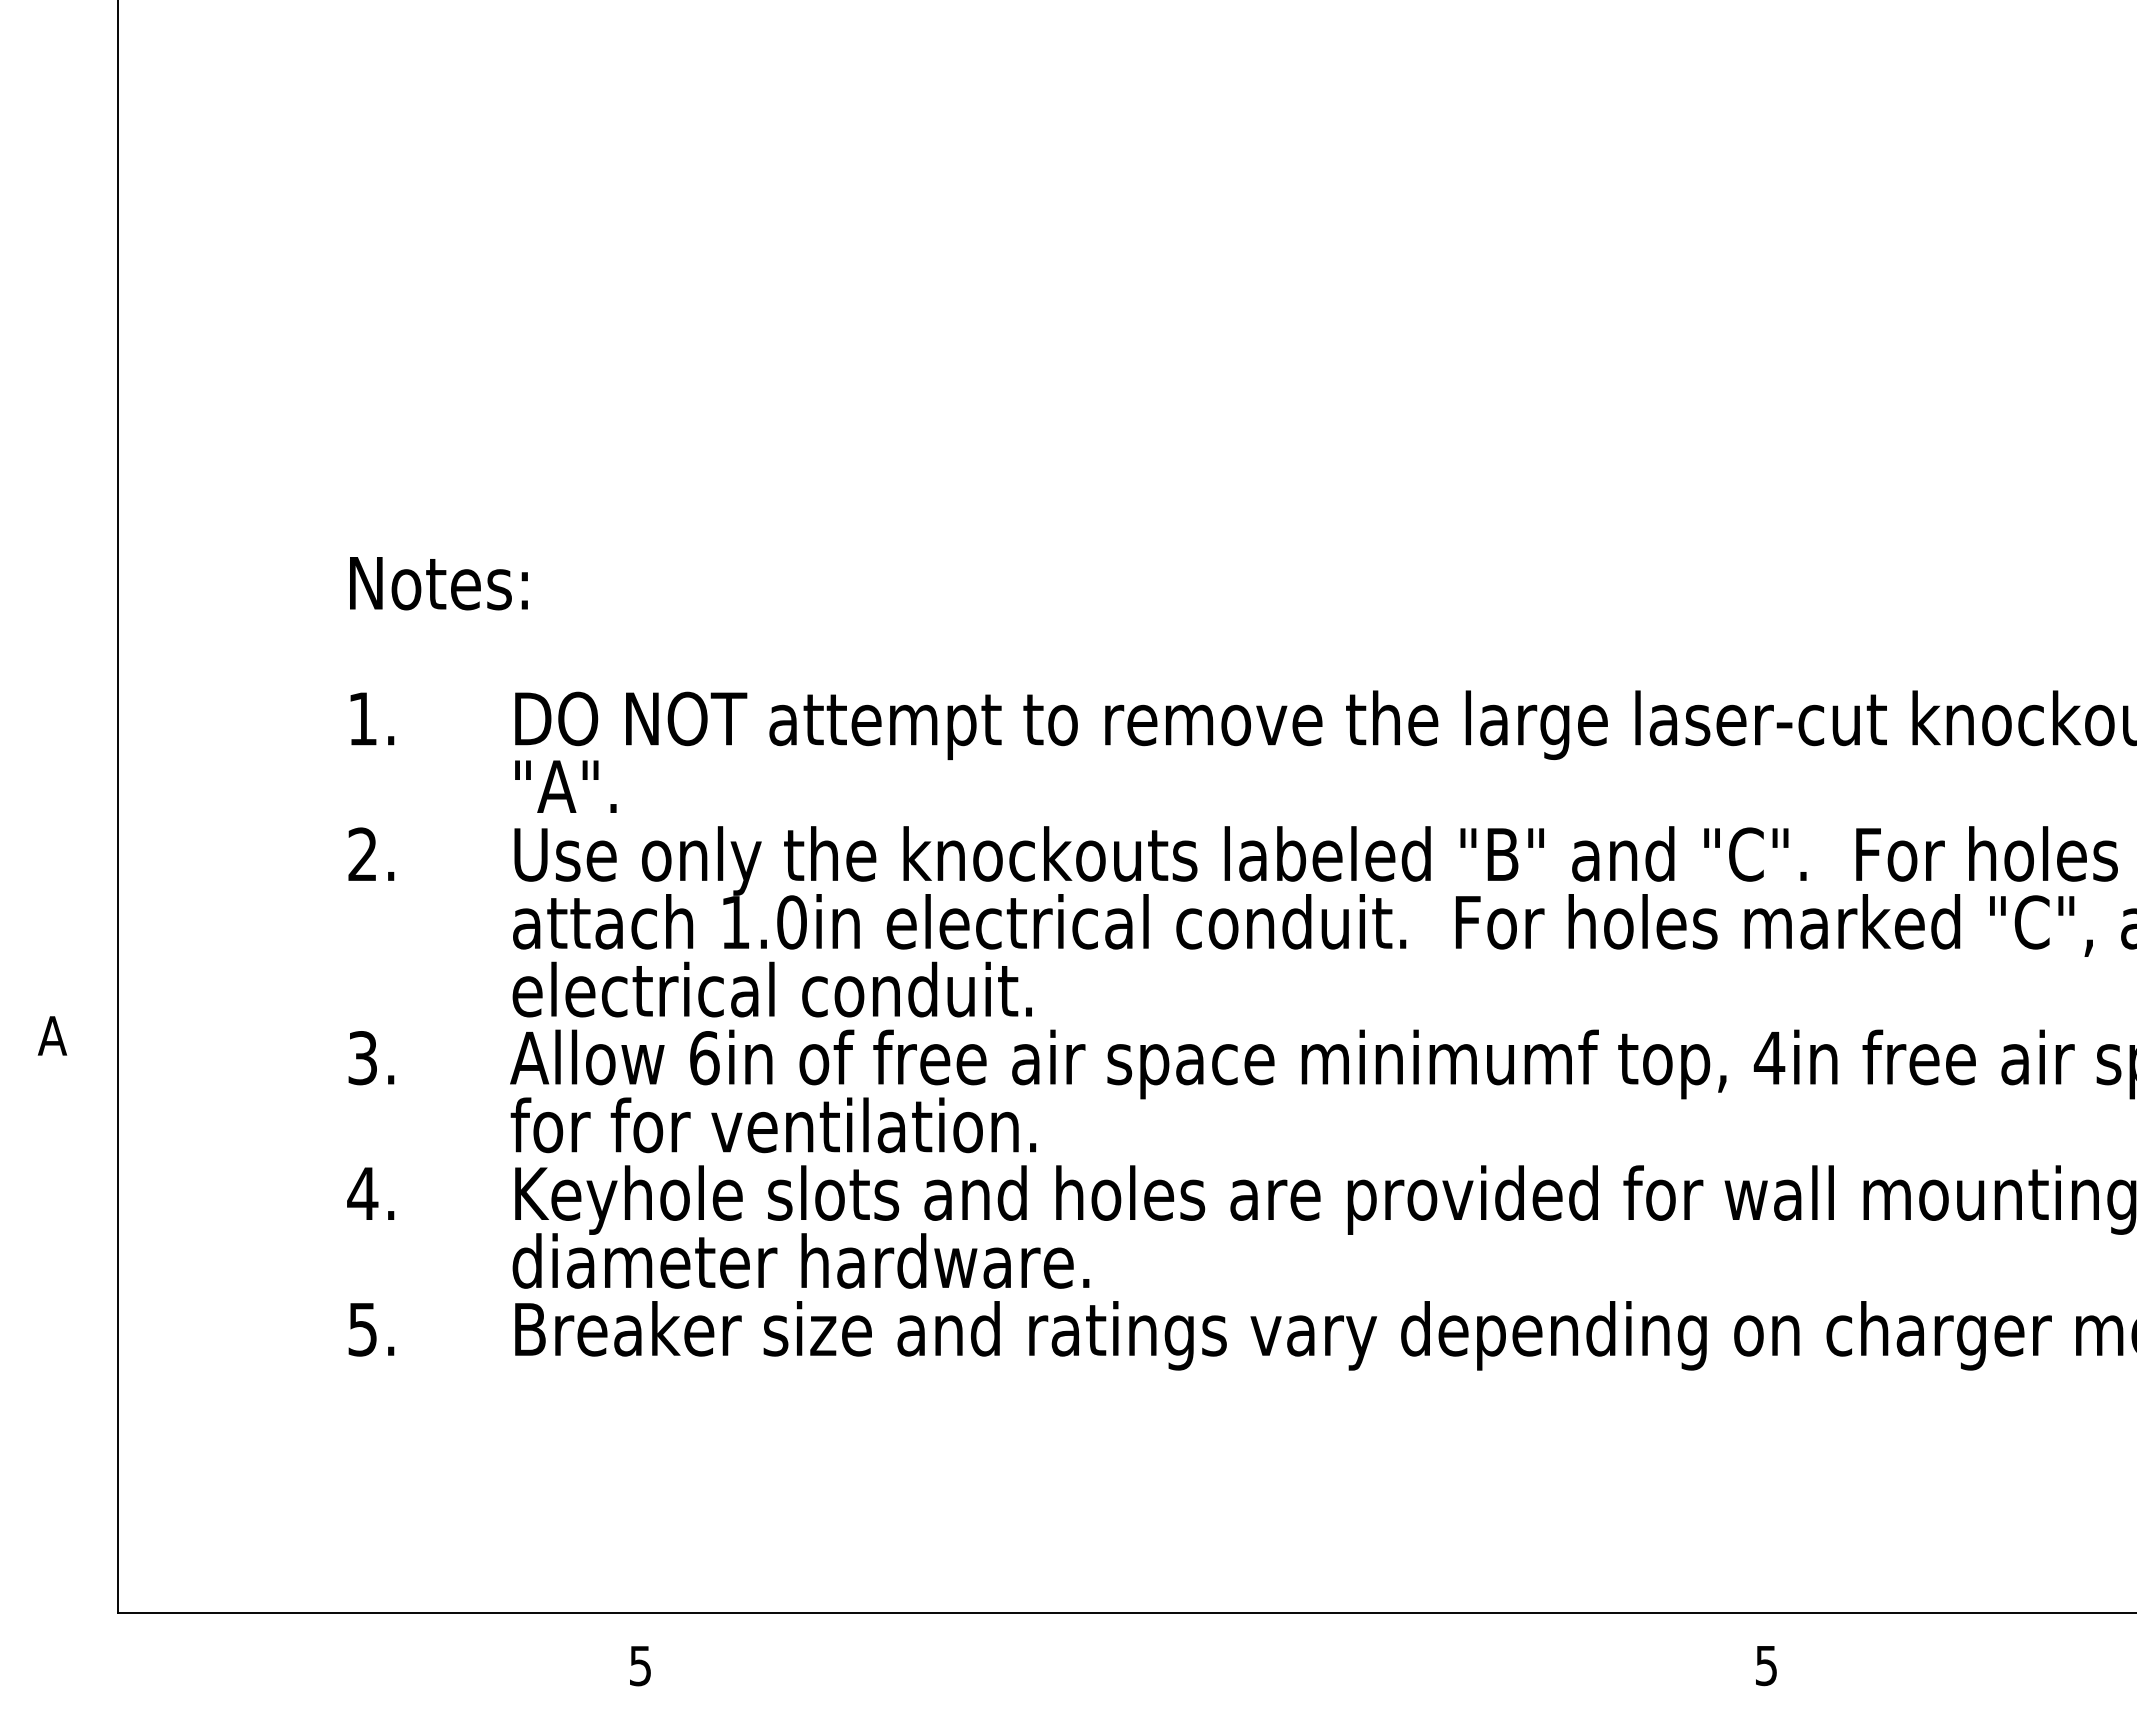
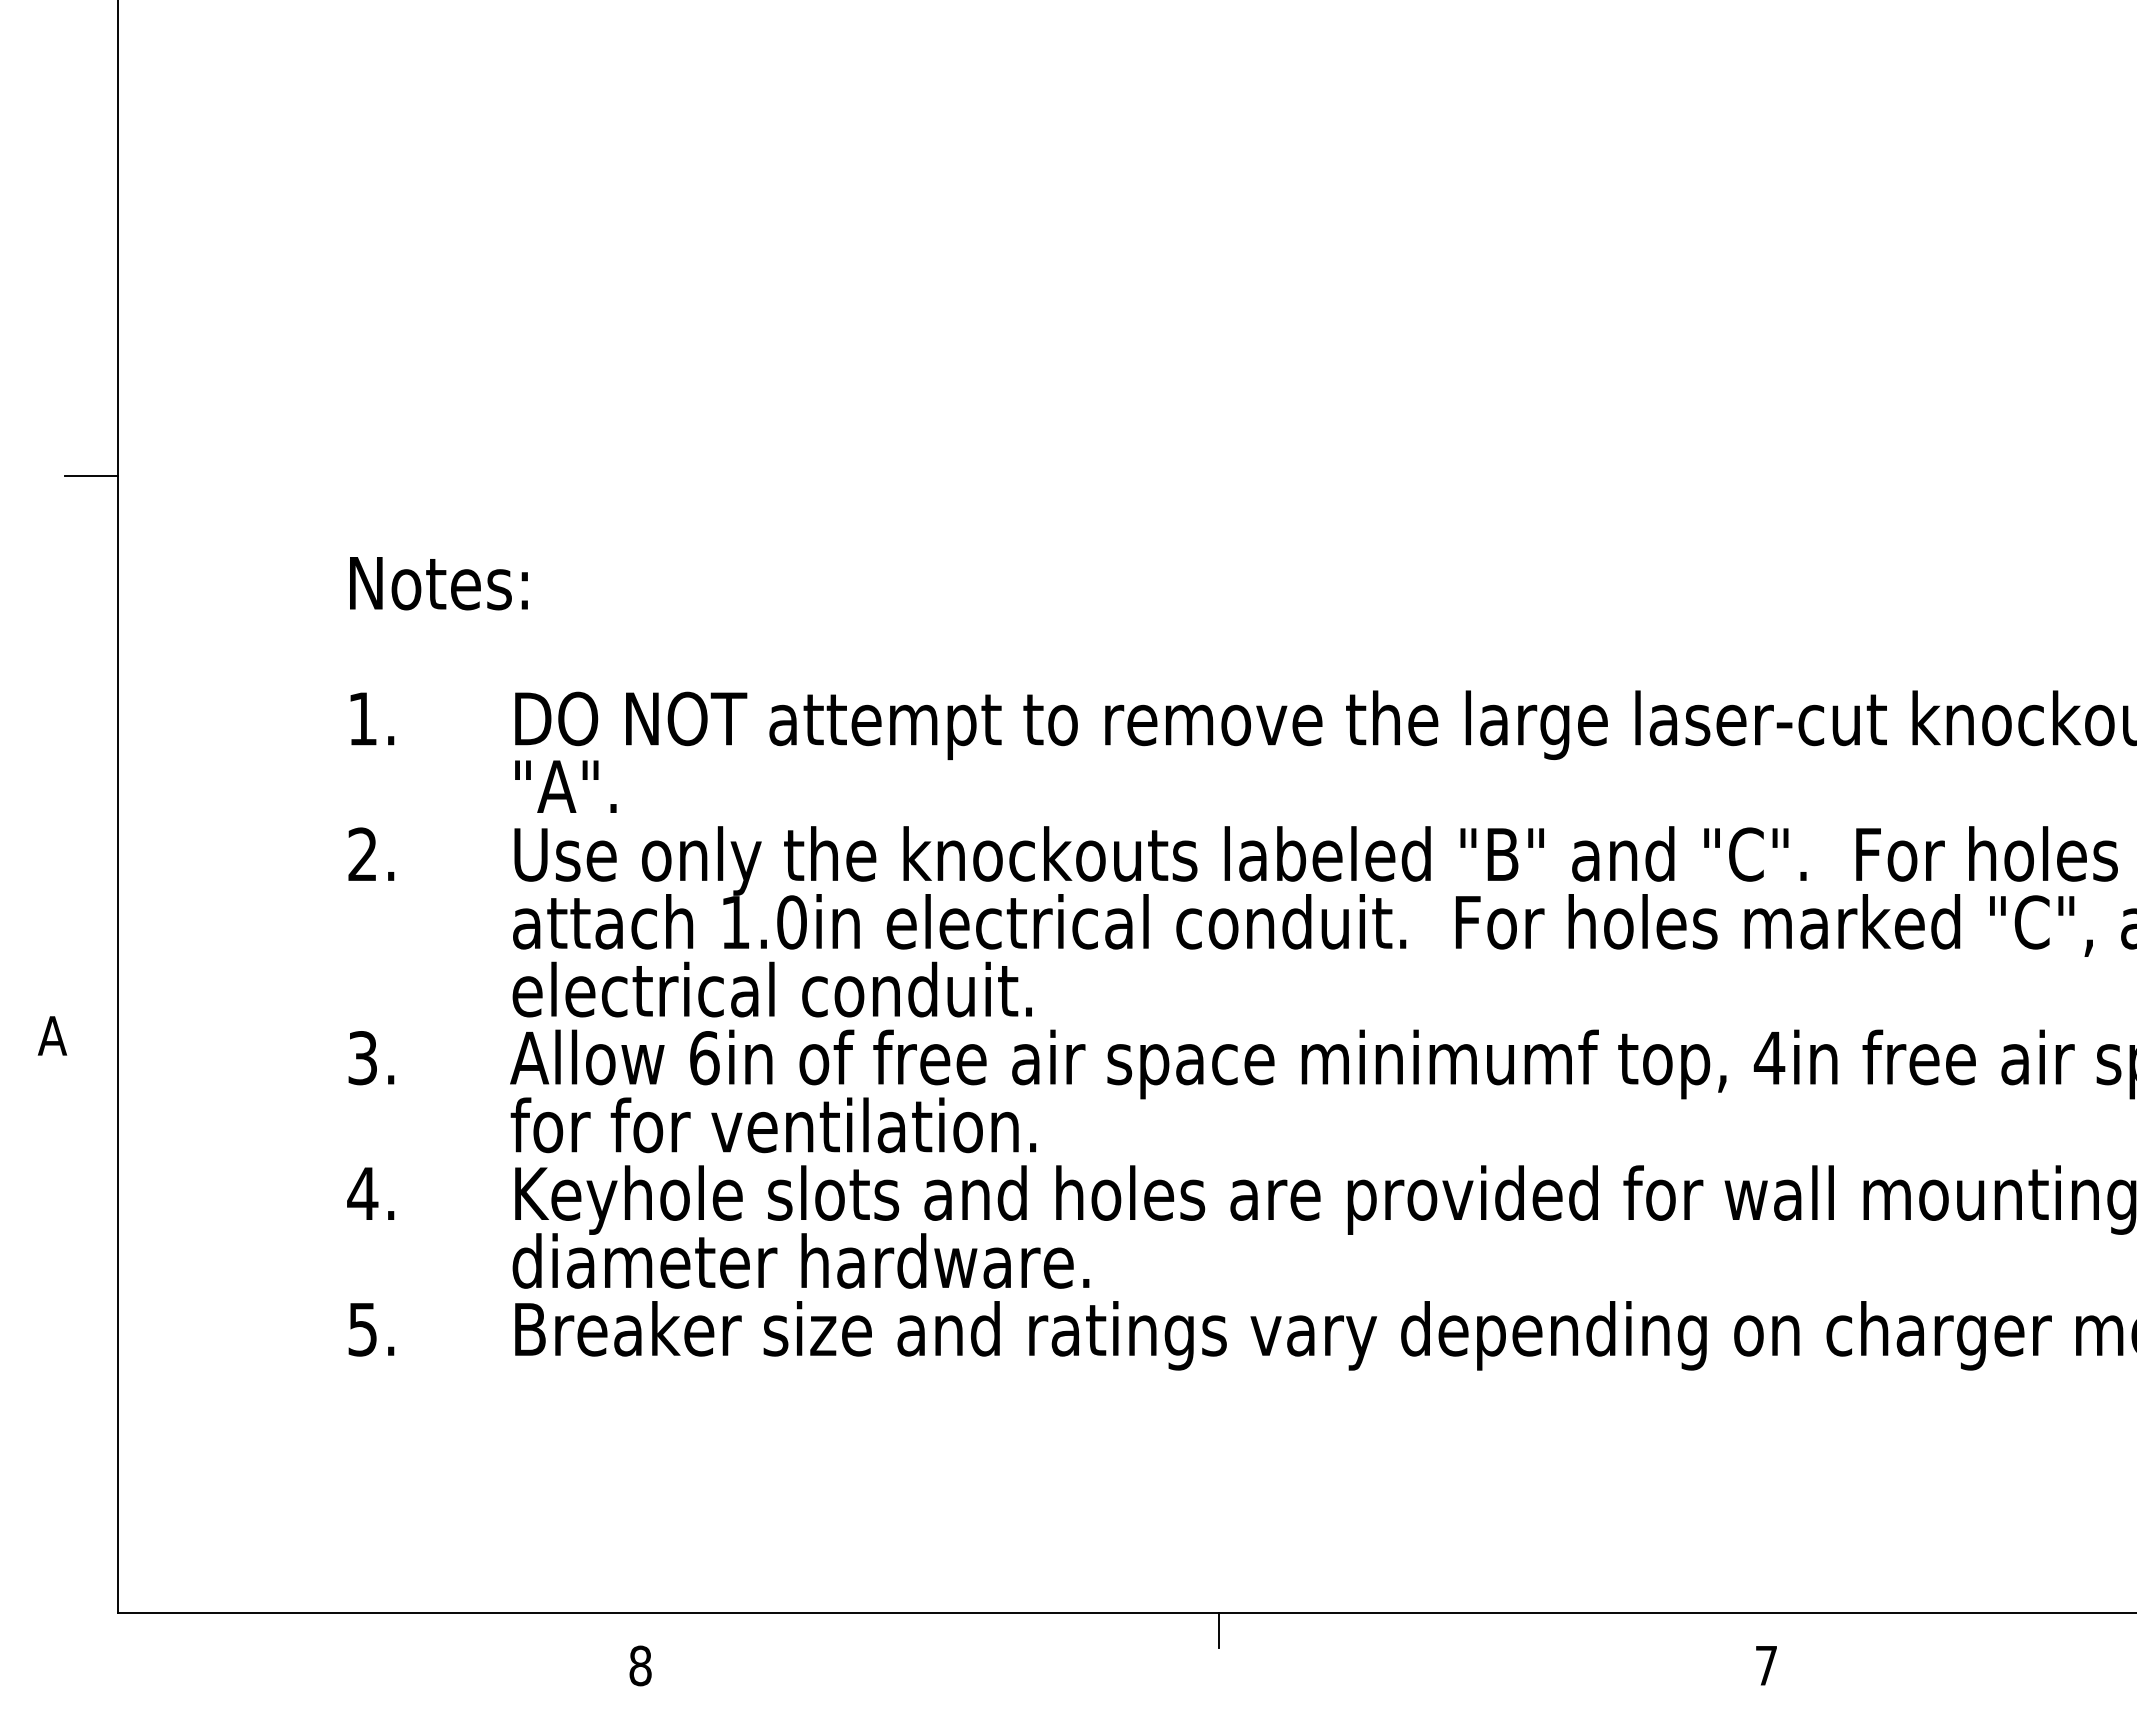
line: none -> present (91, 475)
line: none -> present (1219, 1630)
text: 5 -> 8 (640, 1665)
text: 5 -> 7 (1766, 1666)
